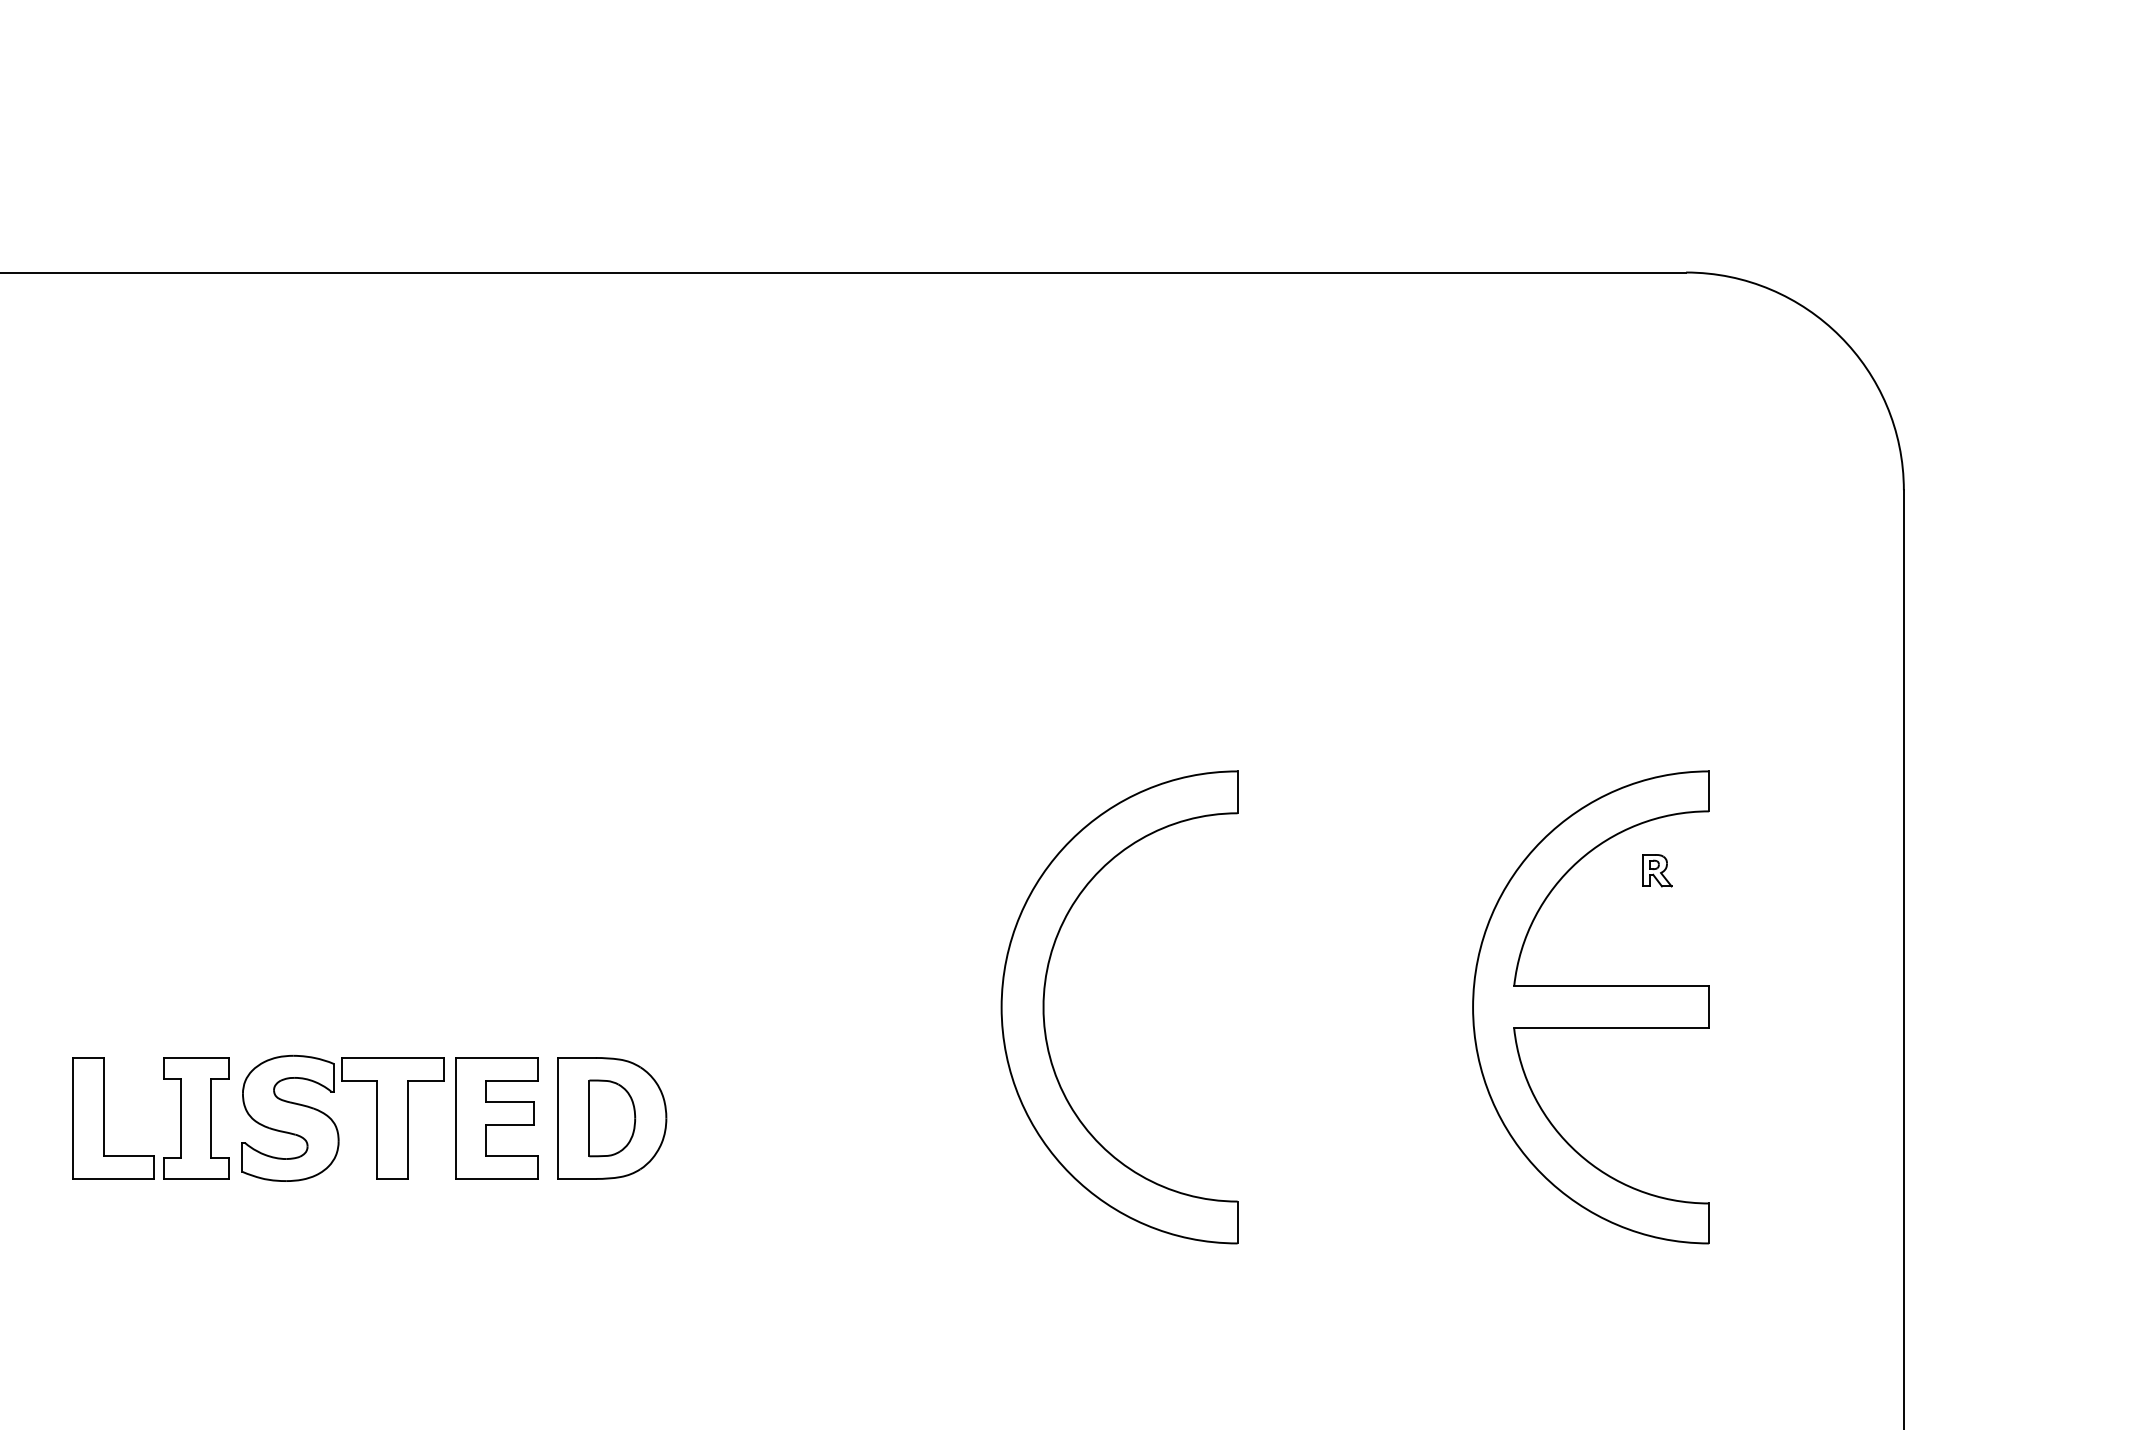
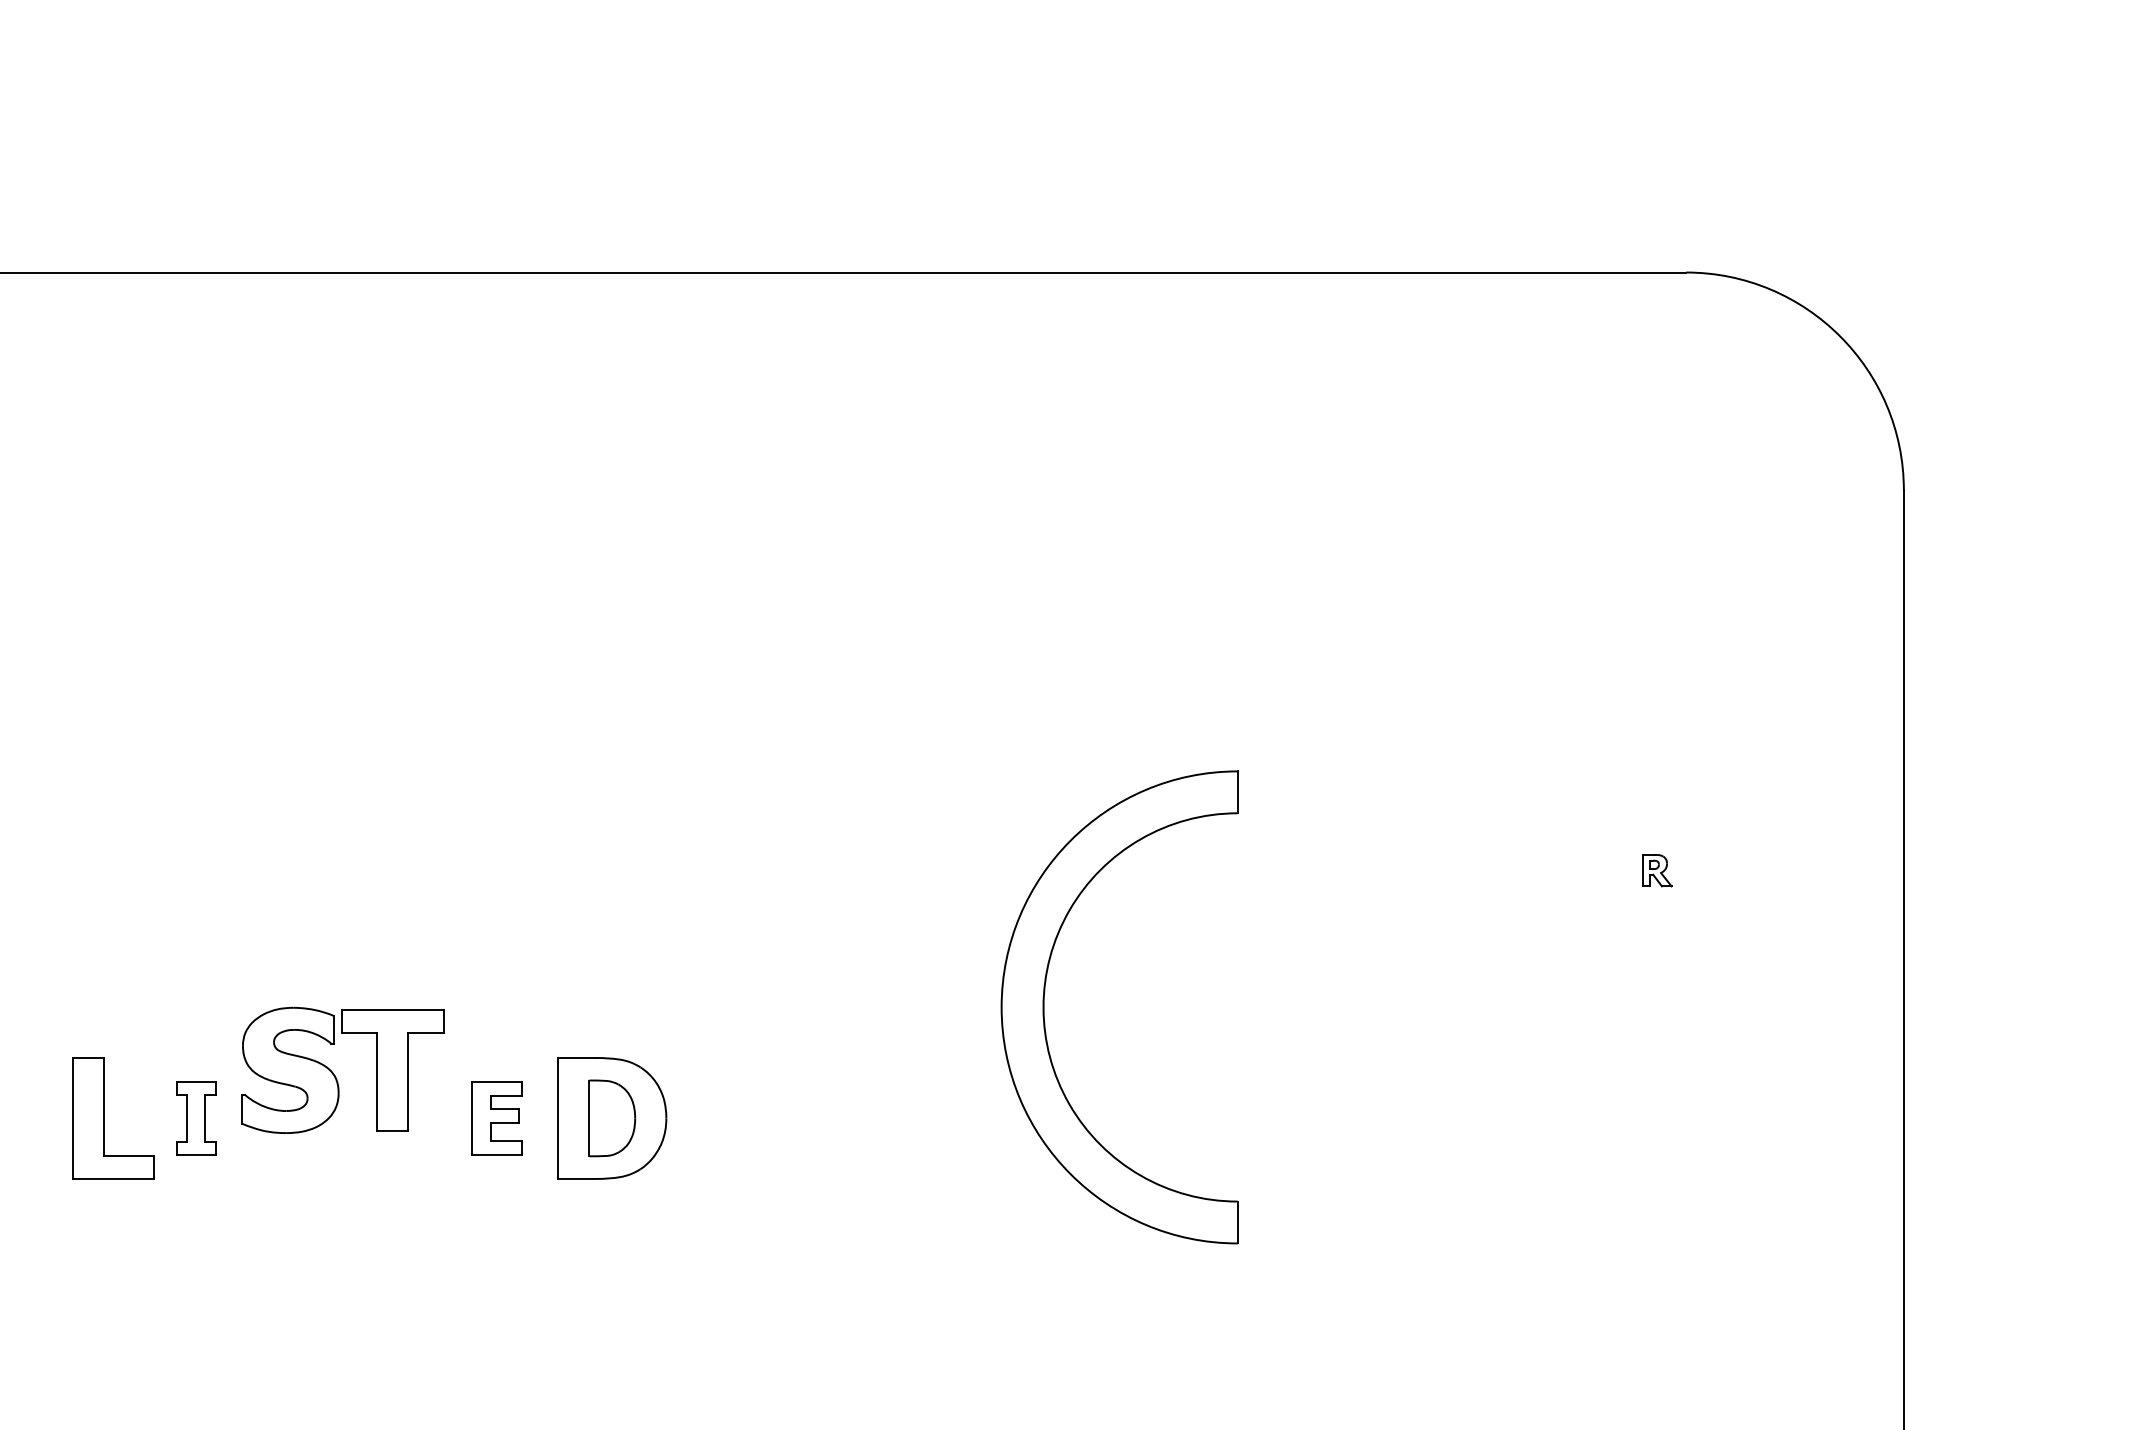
part: present -> none (1590, 1007)
part size: 67x123 px -> 41x75 px (196, 1118)
part size: 84x123 px -> 52x75 px (496, 1118)
part position: (334, 1121) -> (334, 1073) (334, 1073)
